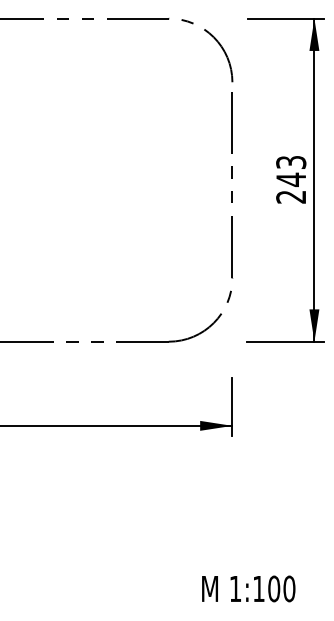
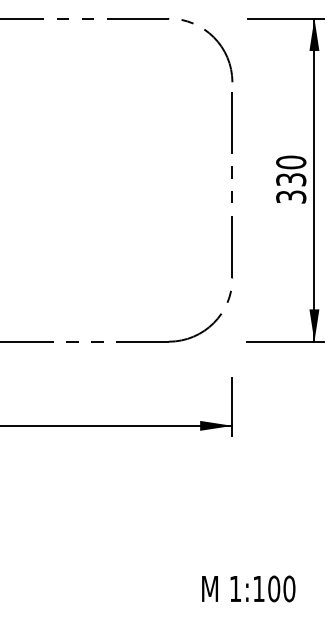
text: 243 -> 330 (291, 179)
